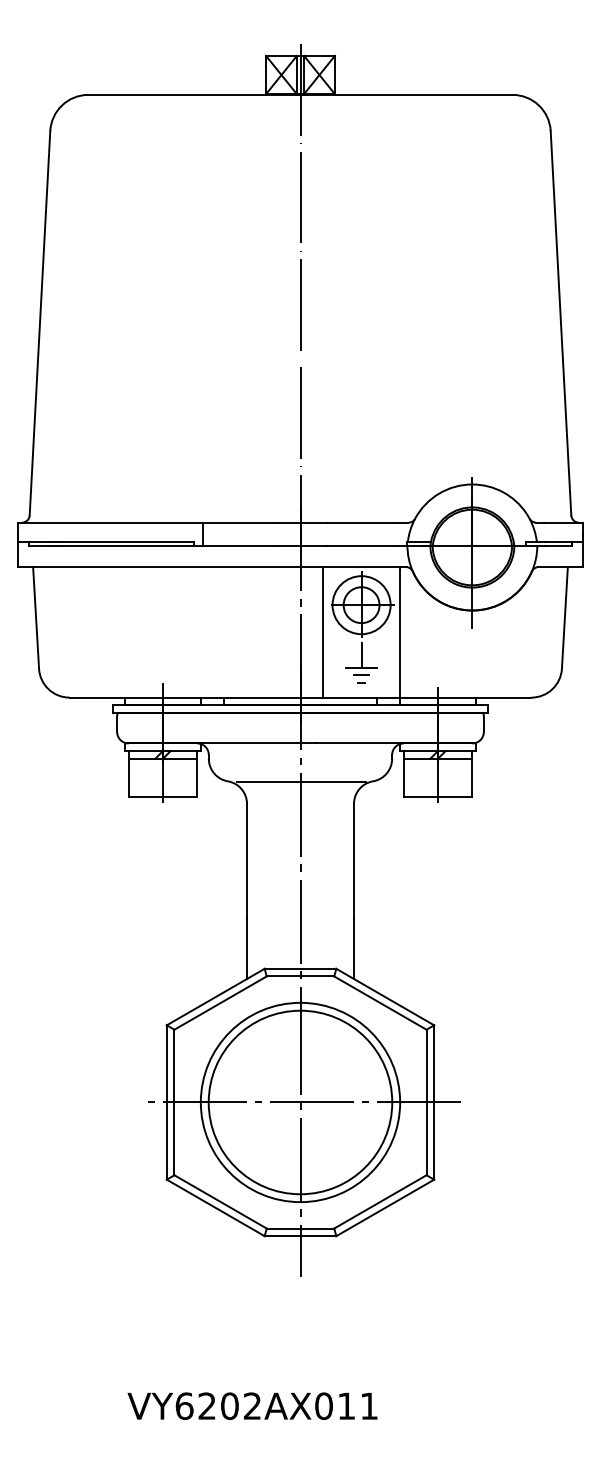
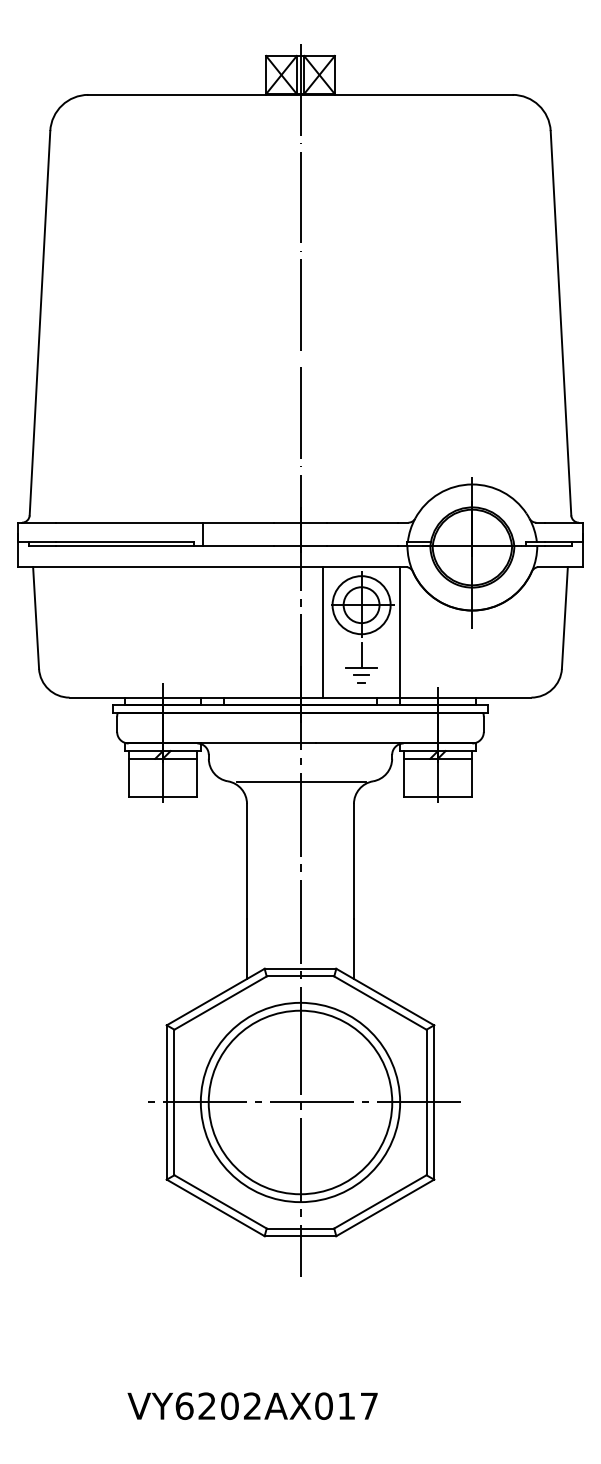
text: VY6202AX011 -> VY6202AX017 (369, 1405)
